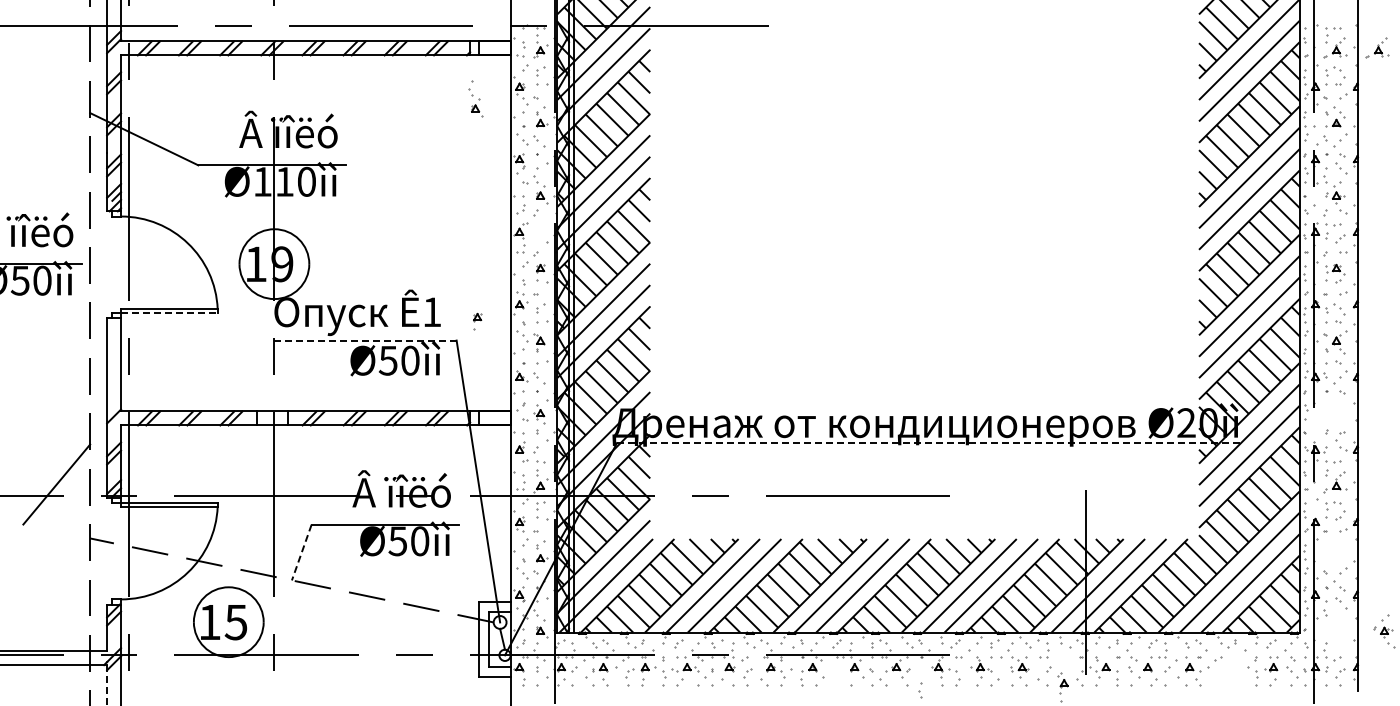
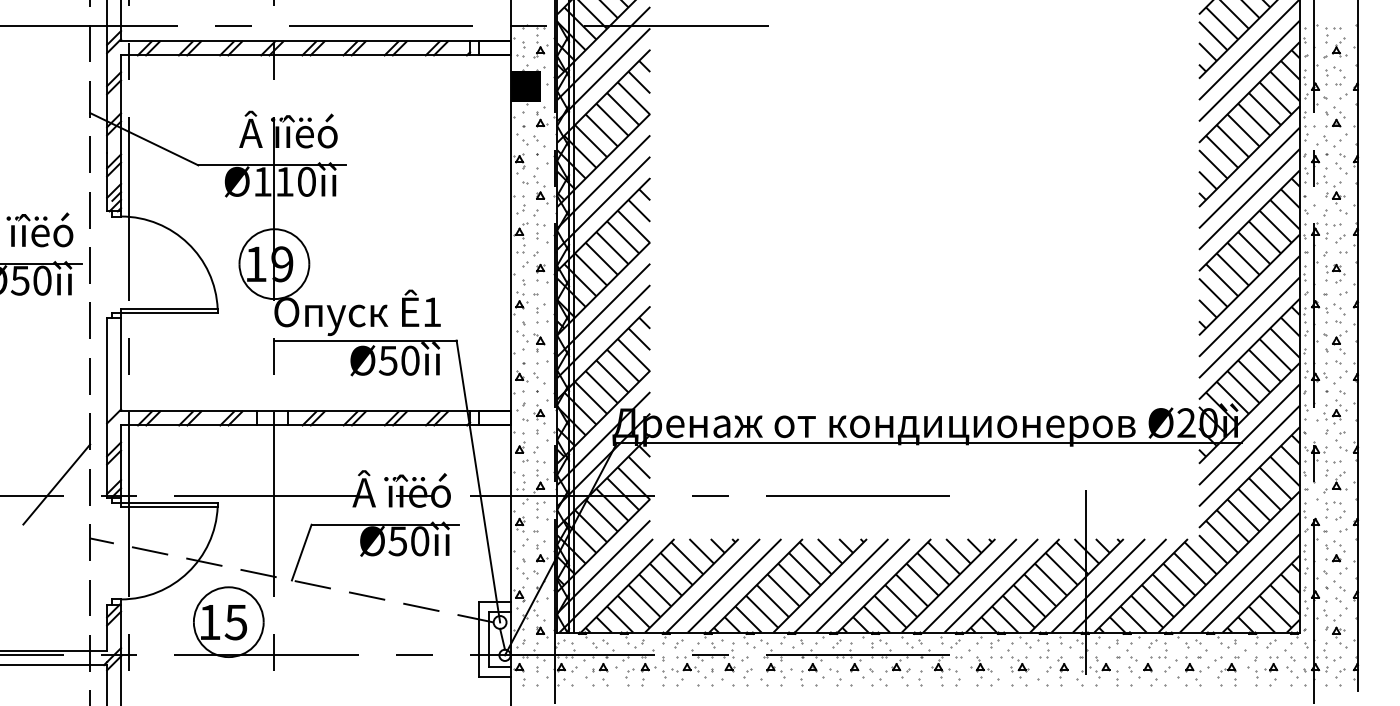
part: present -> none (1377, 47)
fill: none -> present (525, 85)
part: present -> none (475, 98)
part: none -> present (540, 231)
line: dashed -> solid (169, 313)
part: present -> none (477, 321)
line: dashed -> solid (365, 340)
part: none -> present (1331, 411)
line: dashed -> solid (929, 443)
part: none -> present (1335, 551)
line: dashed -> solid (301, 552)
part position: (1384, 631) -> (1336, 631) (1336, 631)
part: none -> present (1228, 671)
part: none -> present (835, 677)
line: dashed -> solid (107, 686)
part position: (1062, 687) -> (1062, 671) (1062, 671)
part position: (920, 690) -> (920, 678) (920, 678)
